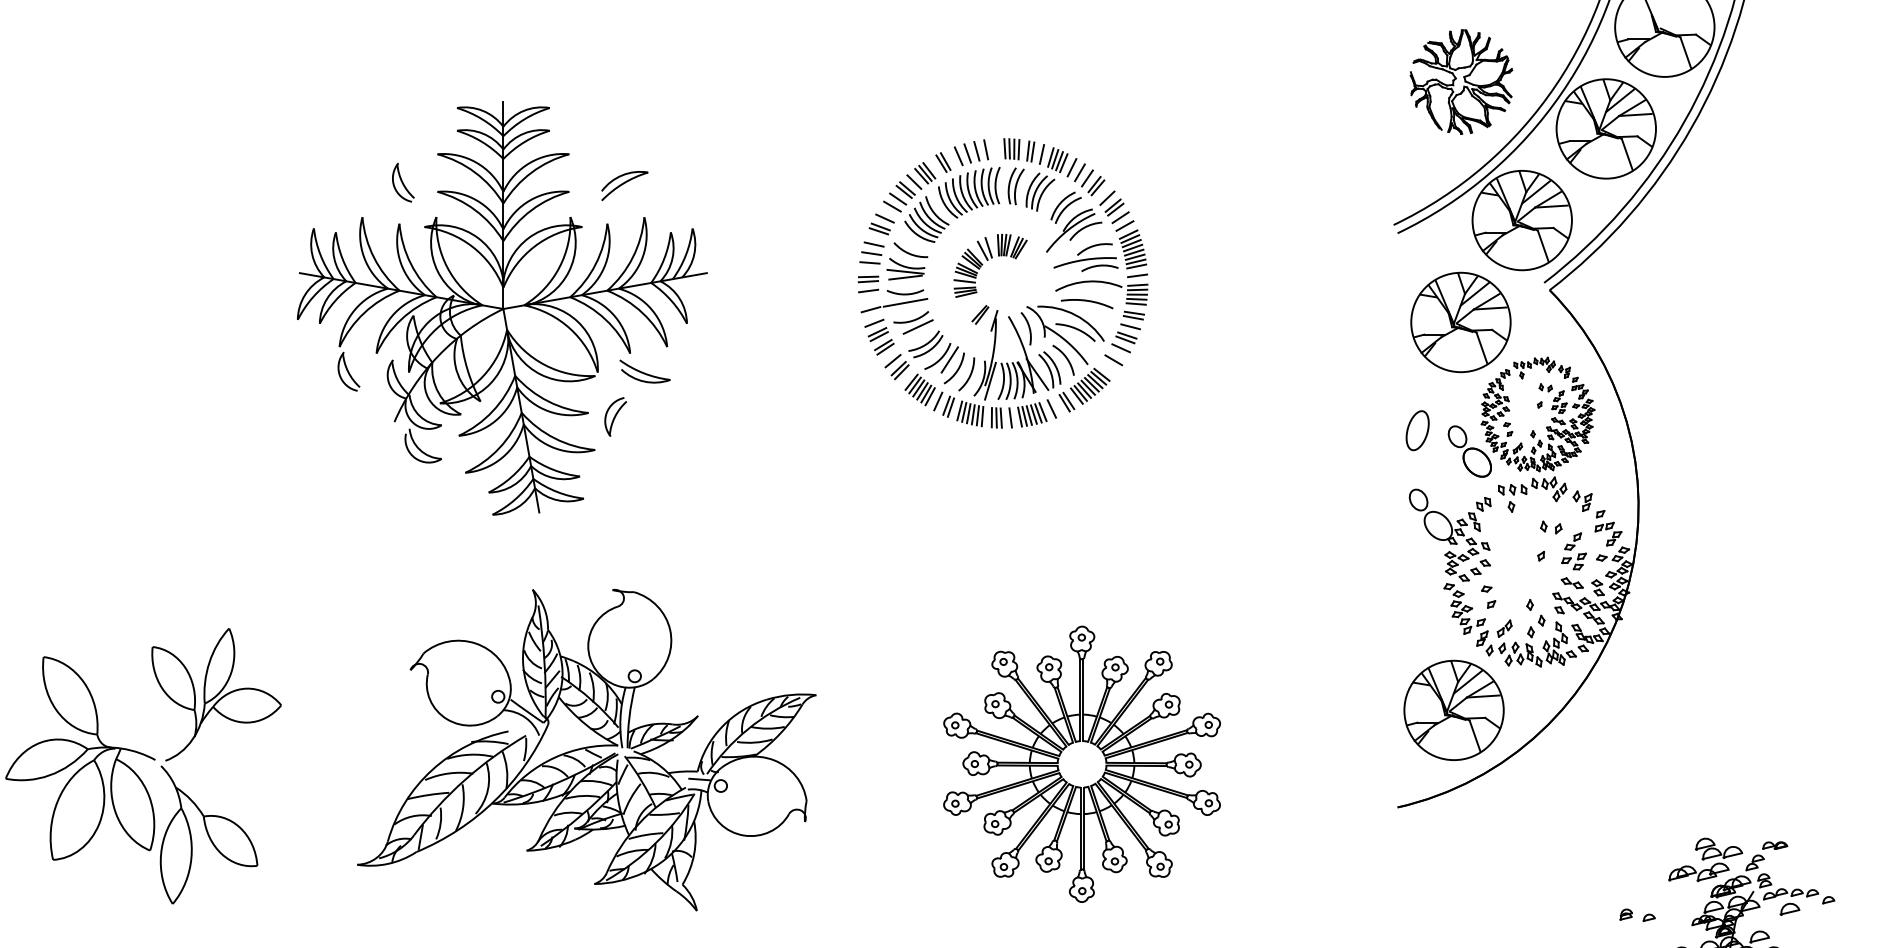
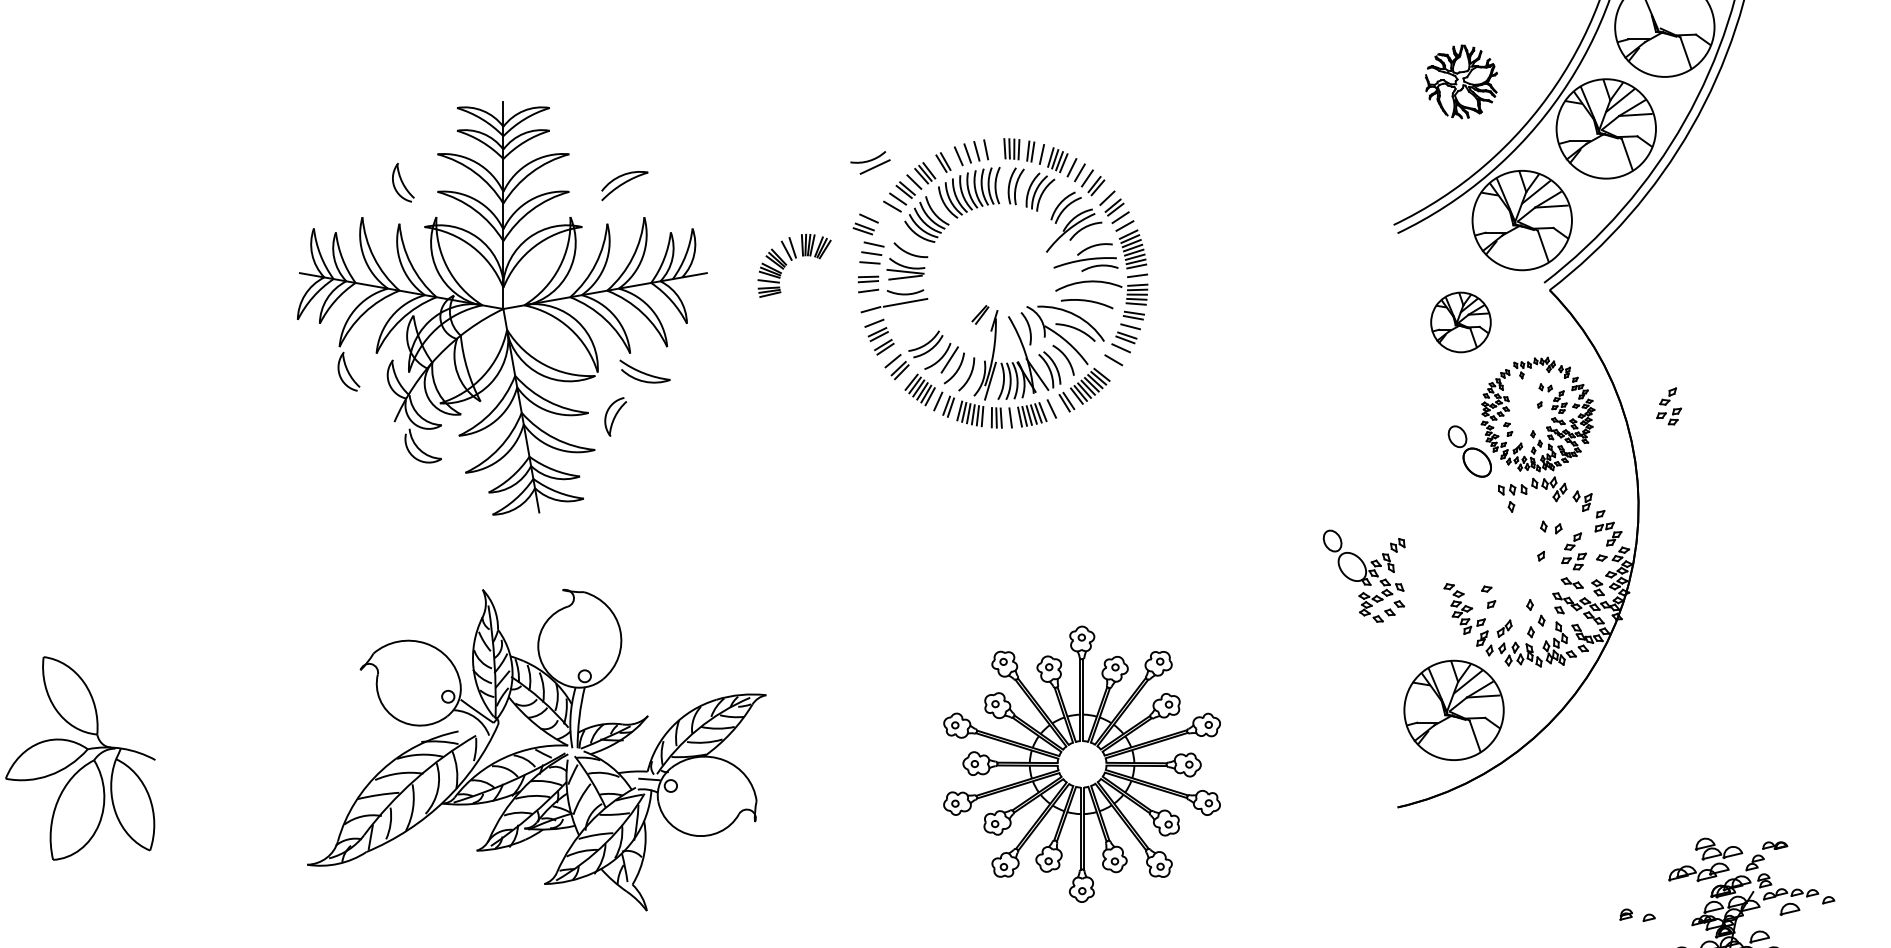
part size: 105x106 px -> 73x76 px (1461, 81)
part position: (881, 224) -> (865, 224) (865, 224)
part position: (990, 265) -> (794, 265) (794, 265)
part position: (913, 322) -> (870, 162) (870, 162)
part size: 102x103 px -> 62x63 px (1460, 322)
part: none -> present (1668, 406)
part: present -> none (1417, 430)
part position: (1449, 534) -> (1363, 575) (1363, 575)
part: present -> none (189, 745)
part position: (586, 749) -> (536, 749) (536, 749)
